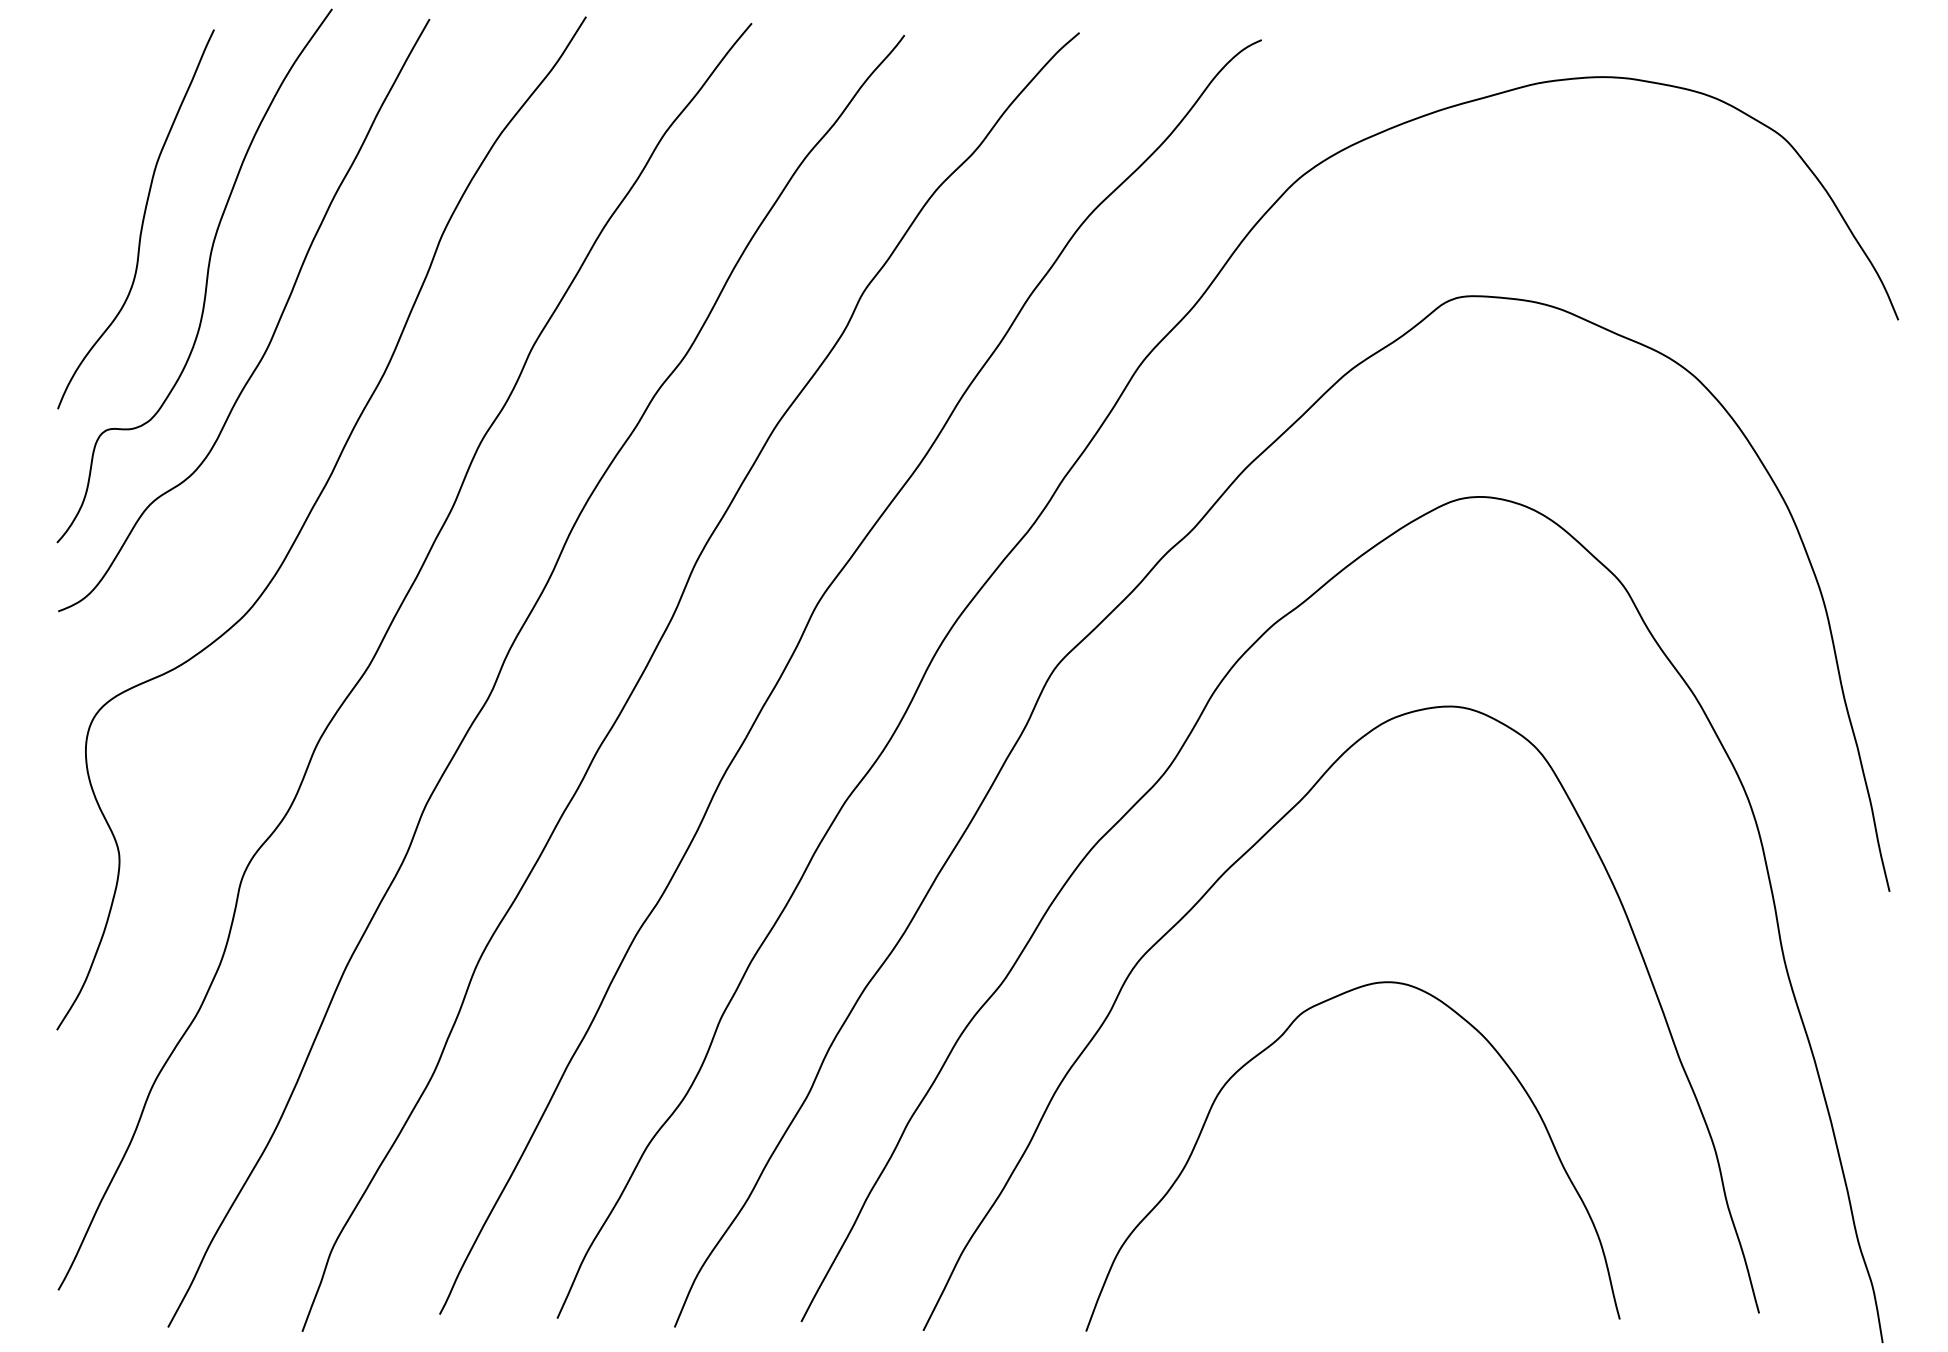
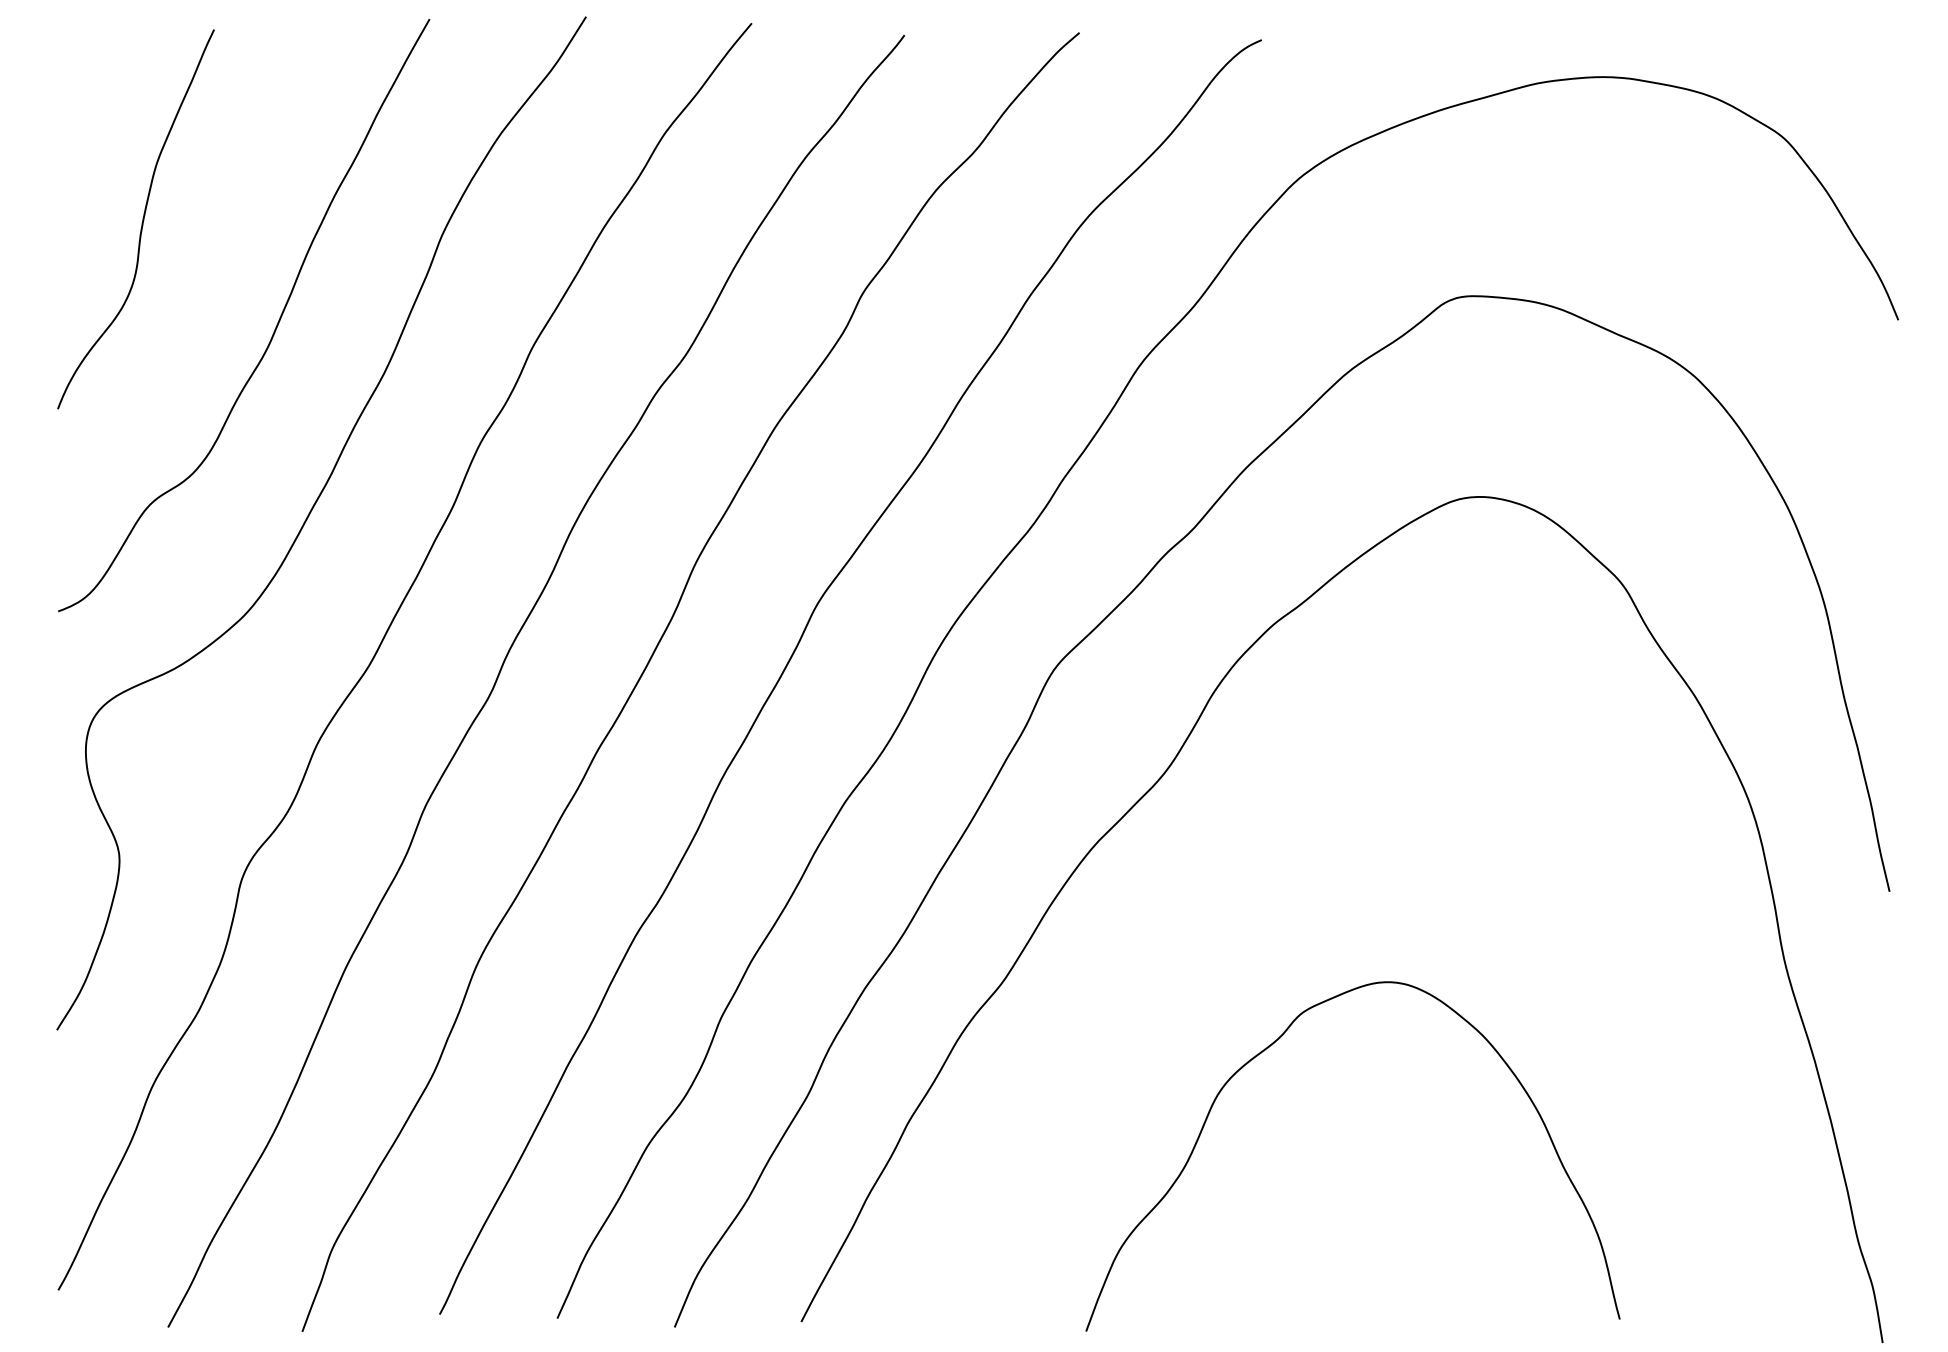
curve: present -> none (206, 275)
curve: present -> none (1206, 894)
